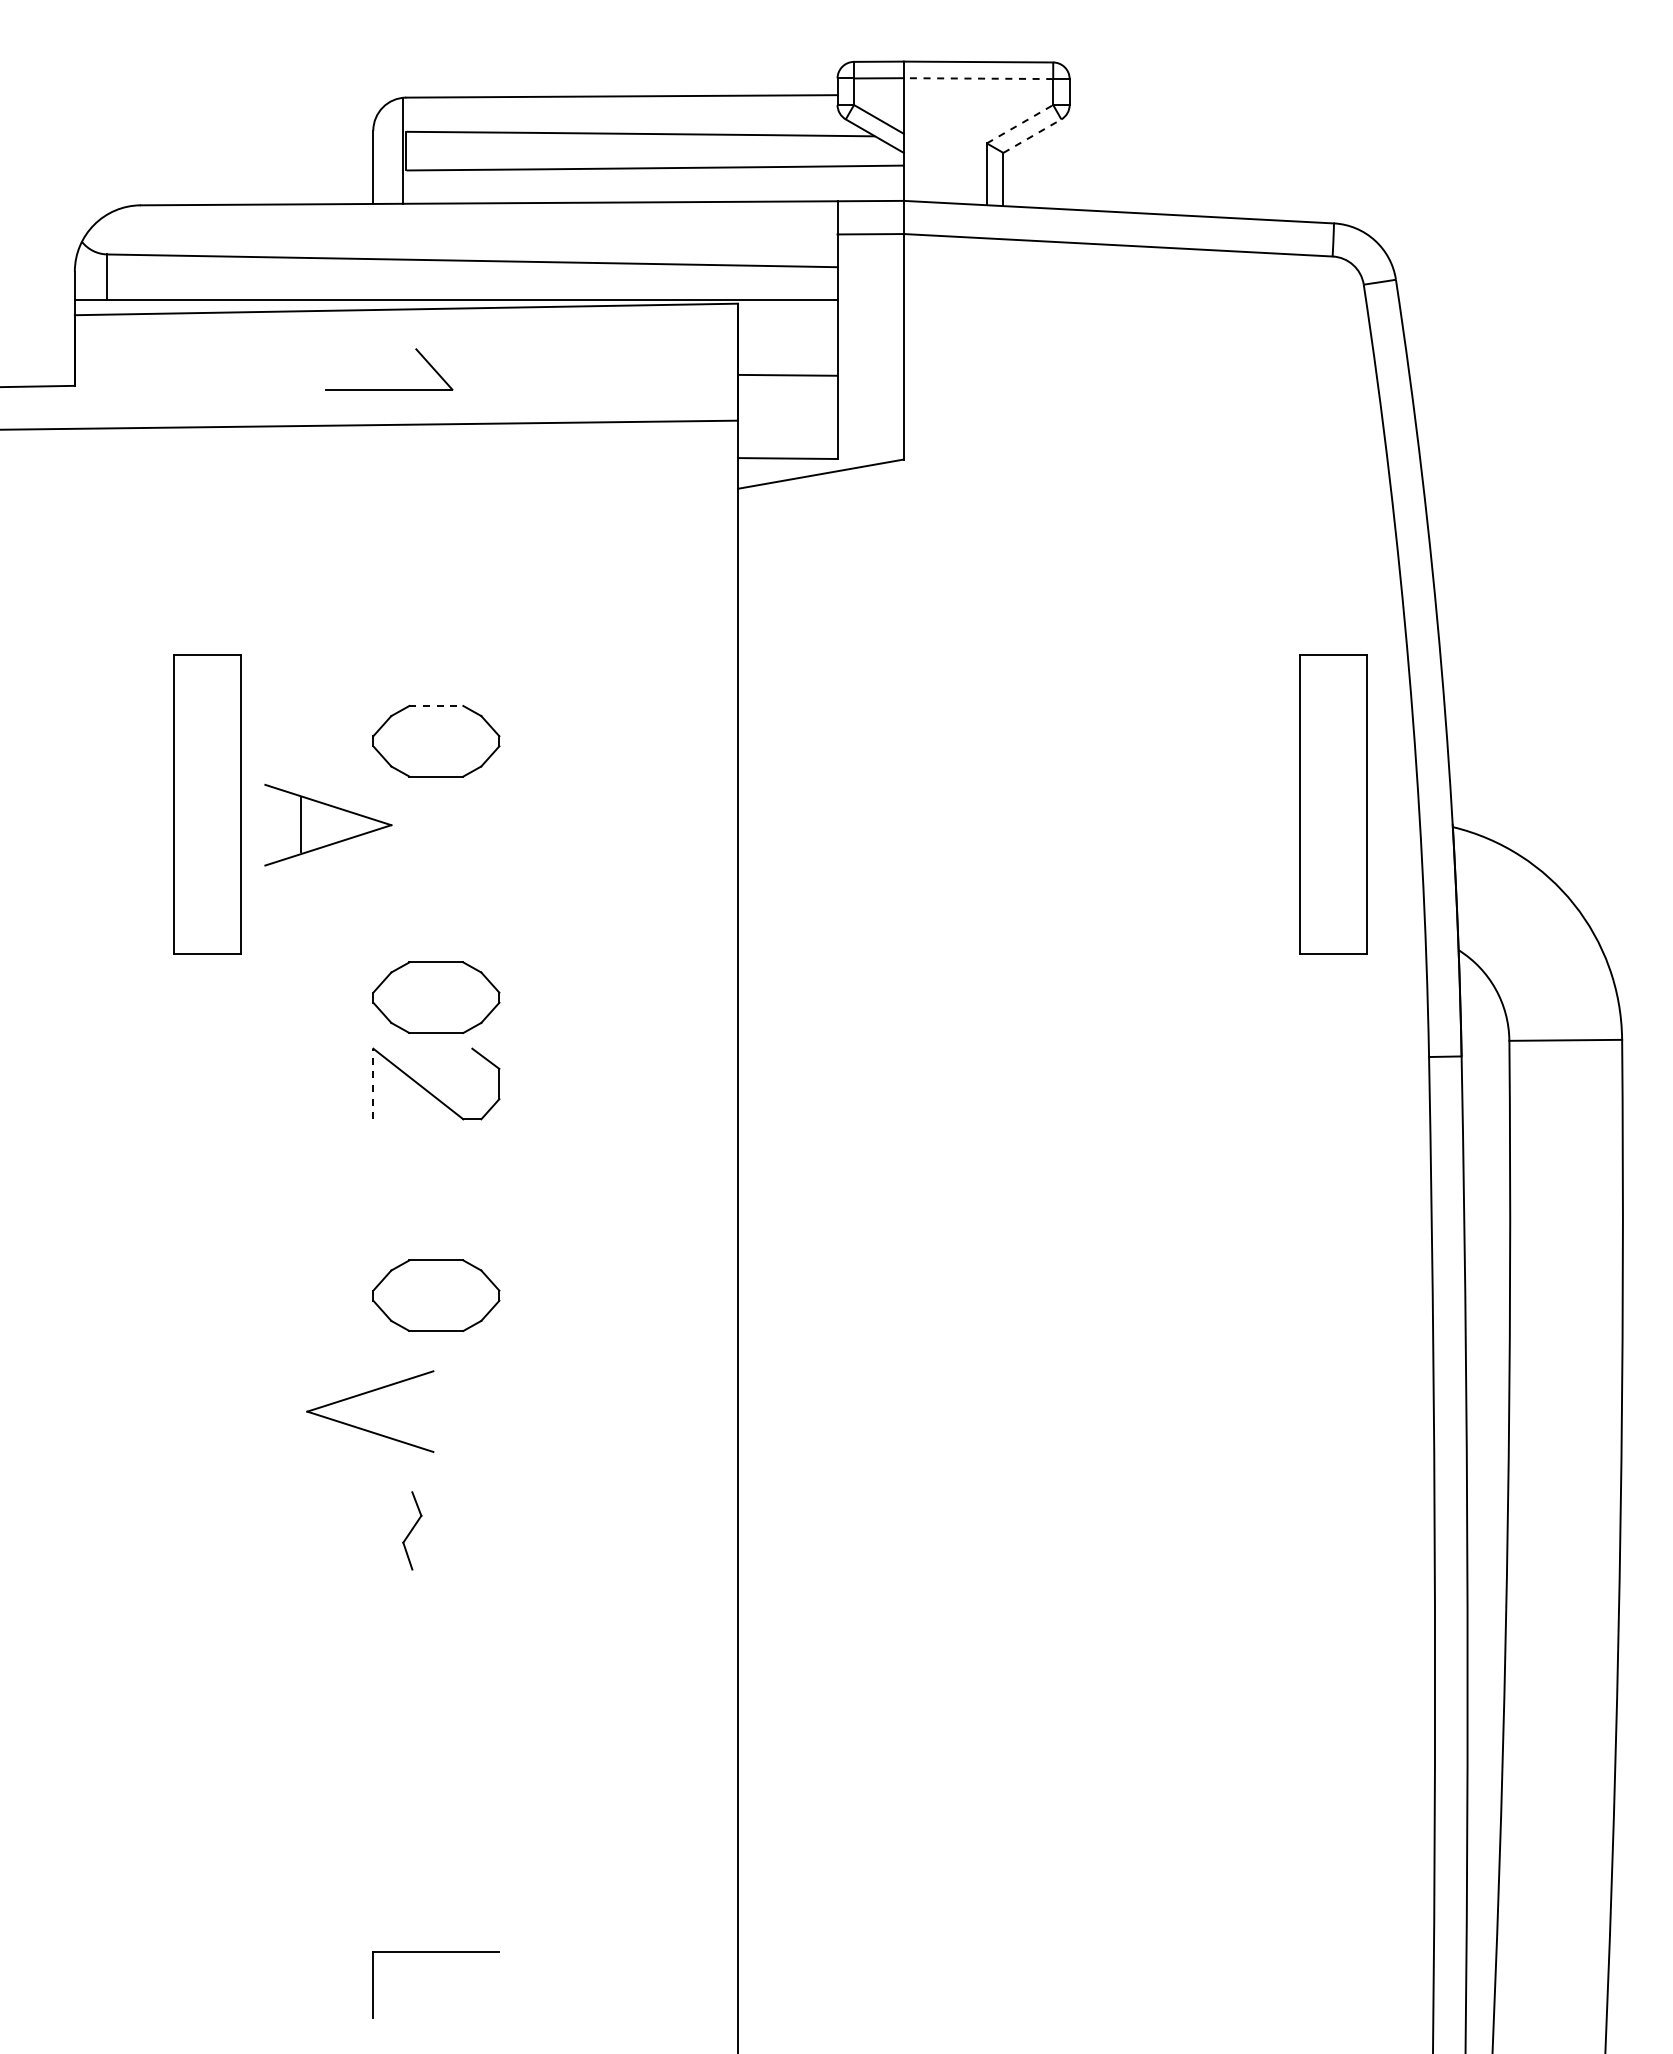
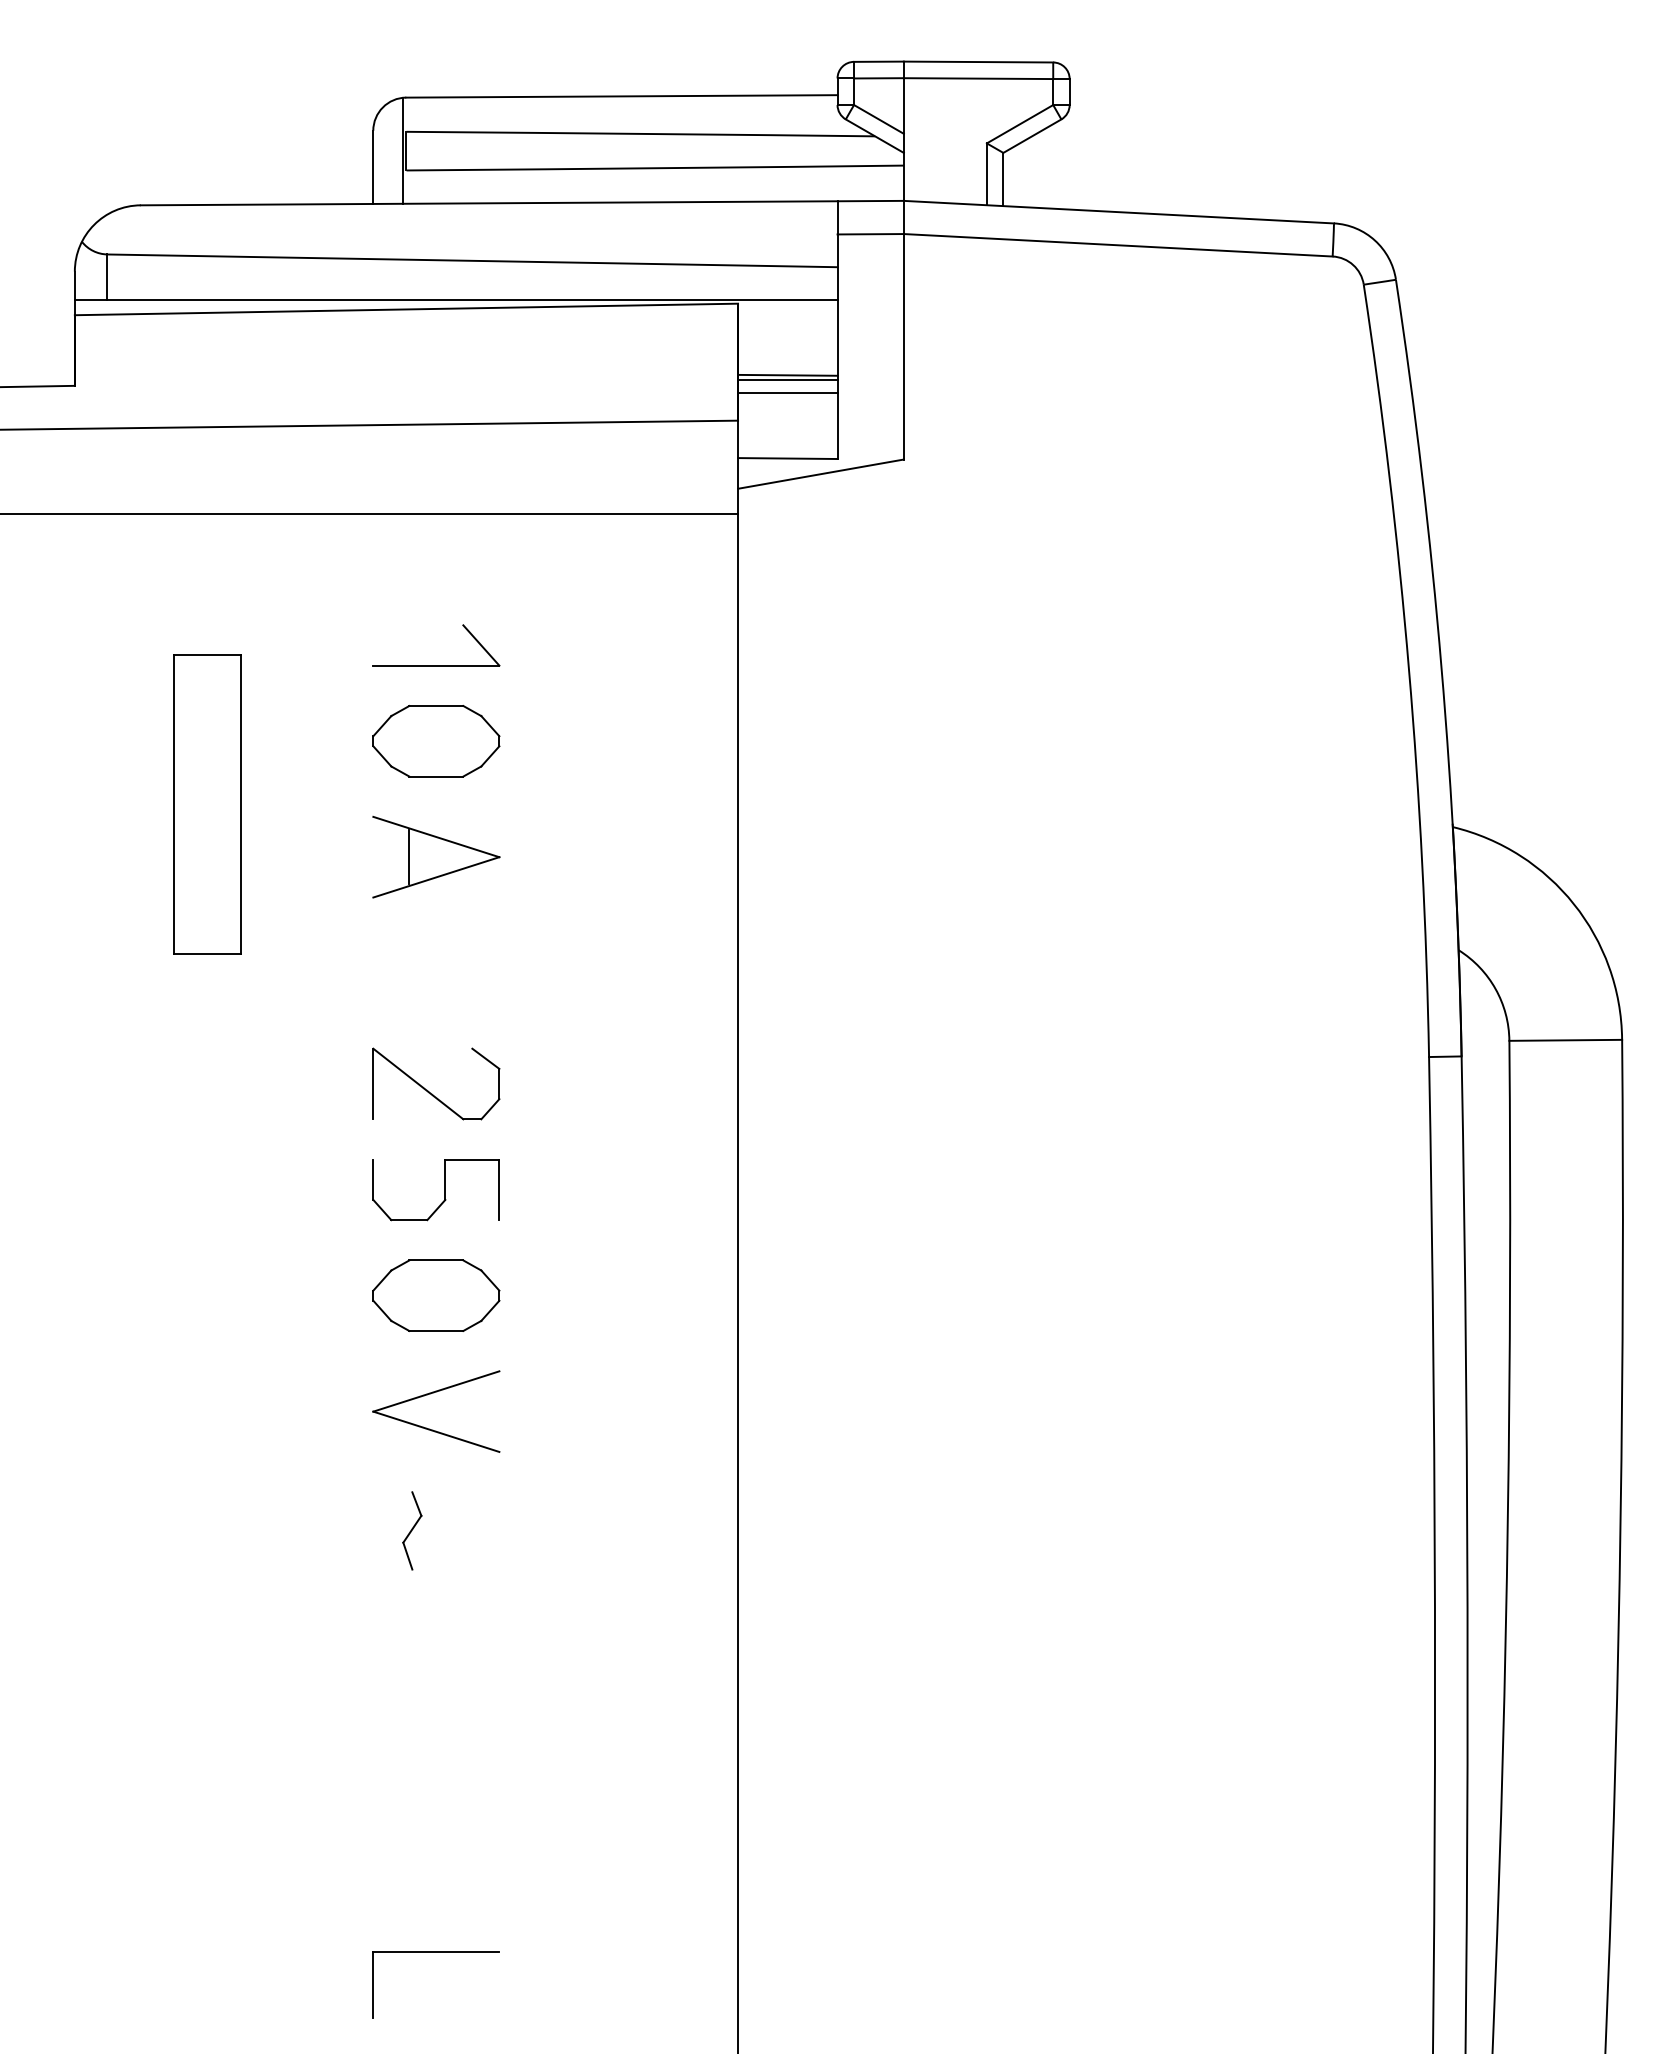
line: dashed -> solid (978, 78)
line: dashed -> solid (1020, 123)
line: dashed -> solid (1032, 136)
line: none -> present (787, 379)
part position: (389, 389) -> (436, 665) (436, 665)
line: none -> present (787, 393)
line: none -> present (370, 514)
line: dashed -> solid (436, 705)
part: present -> none (1333, 804)
part position: (328, 825) -> (436, 857) (436, 857)
part: present -> none (436, 997)
line: dashed -> solid (373, 1083)
part: none -> present (444, 1190)
part position: (364, 1394) -> (430, 1394) (430, 1394)
